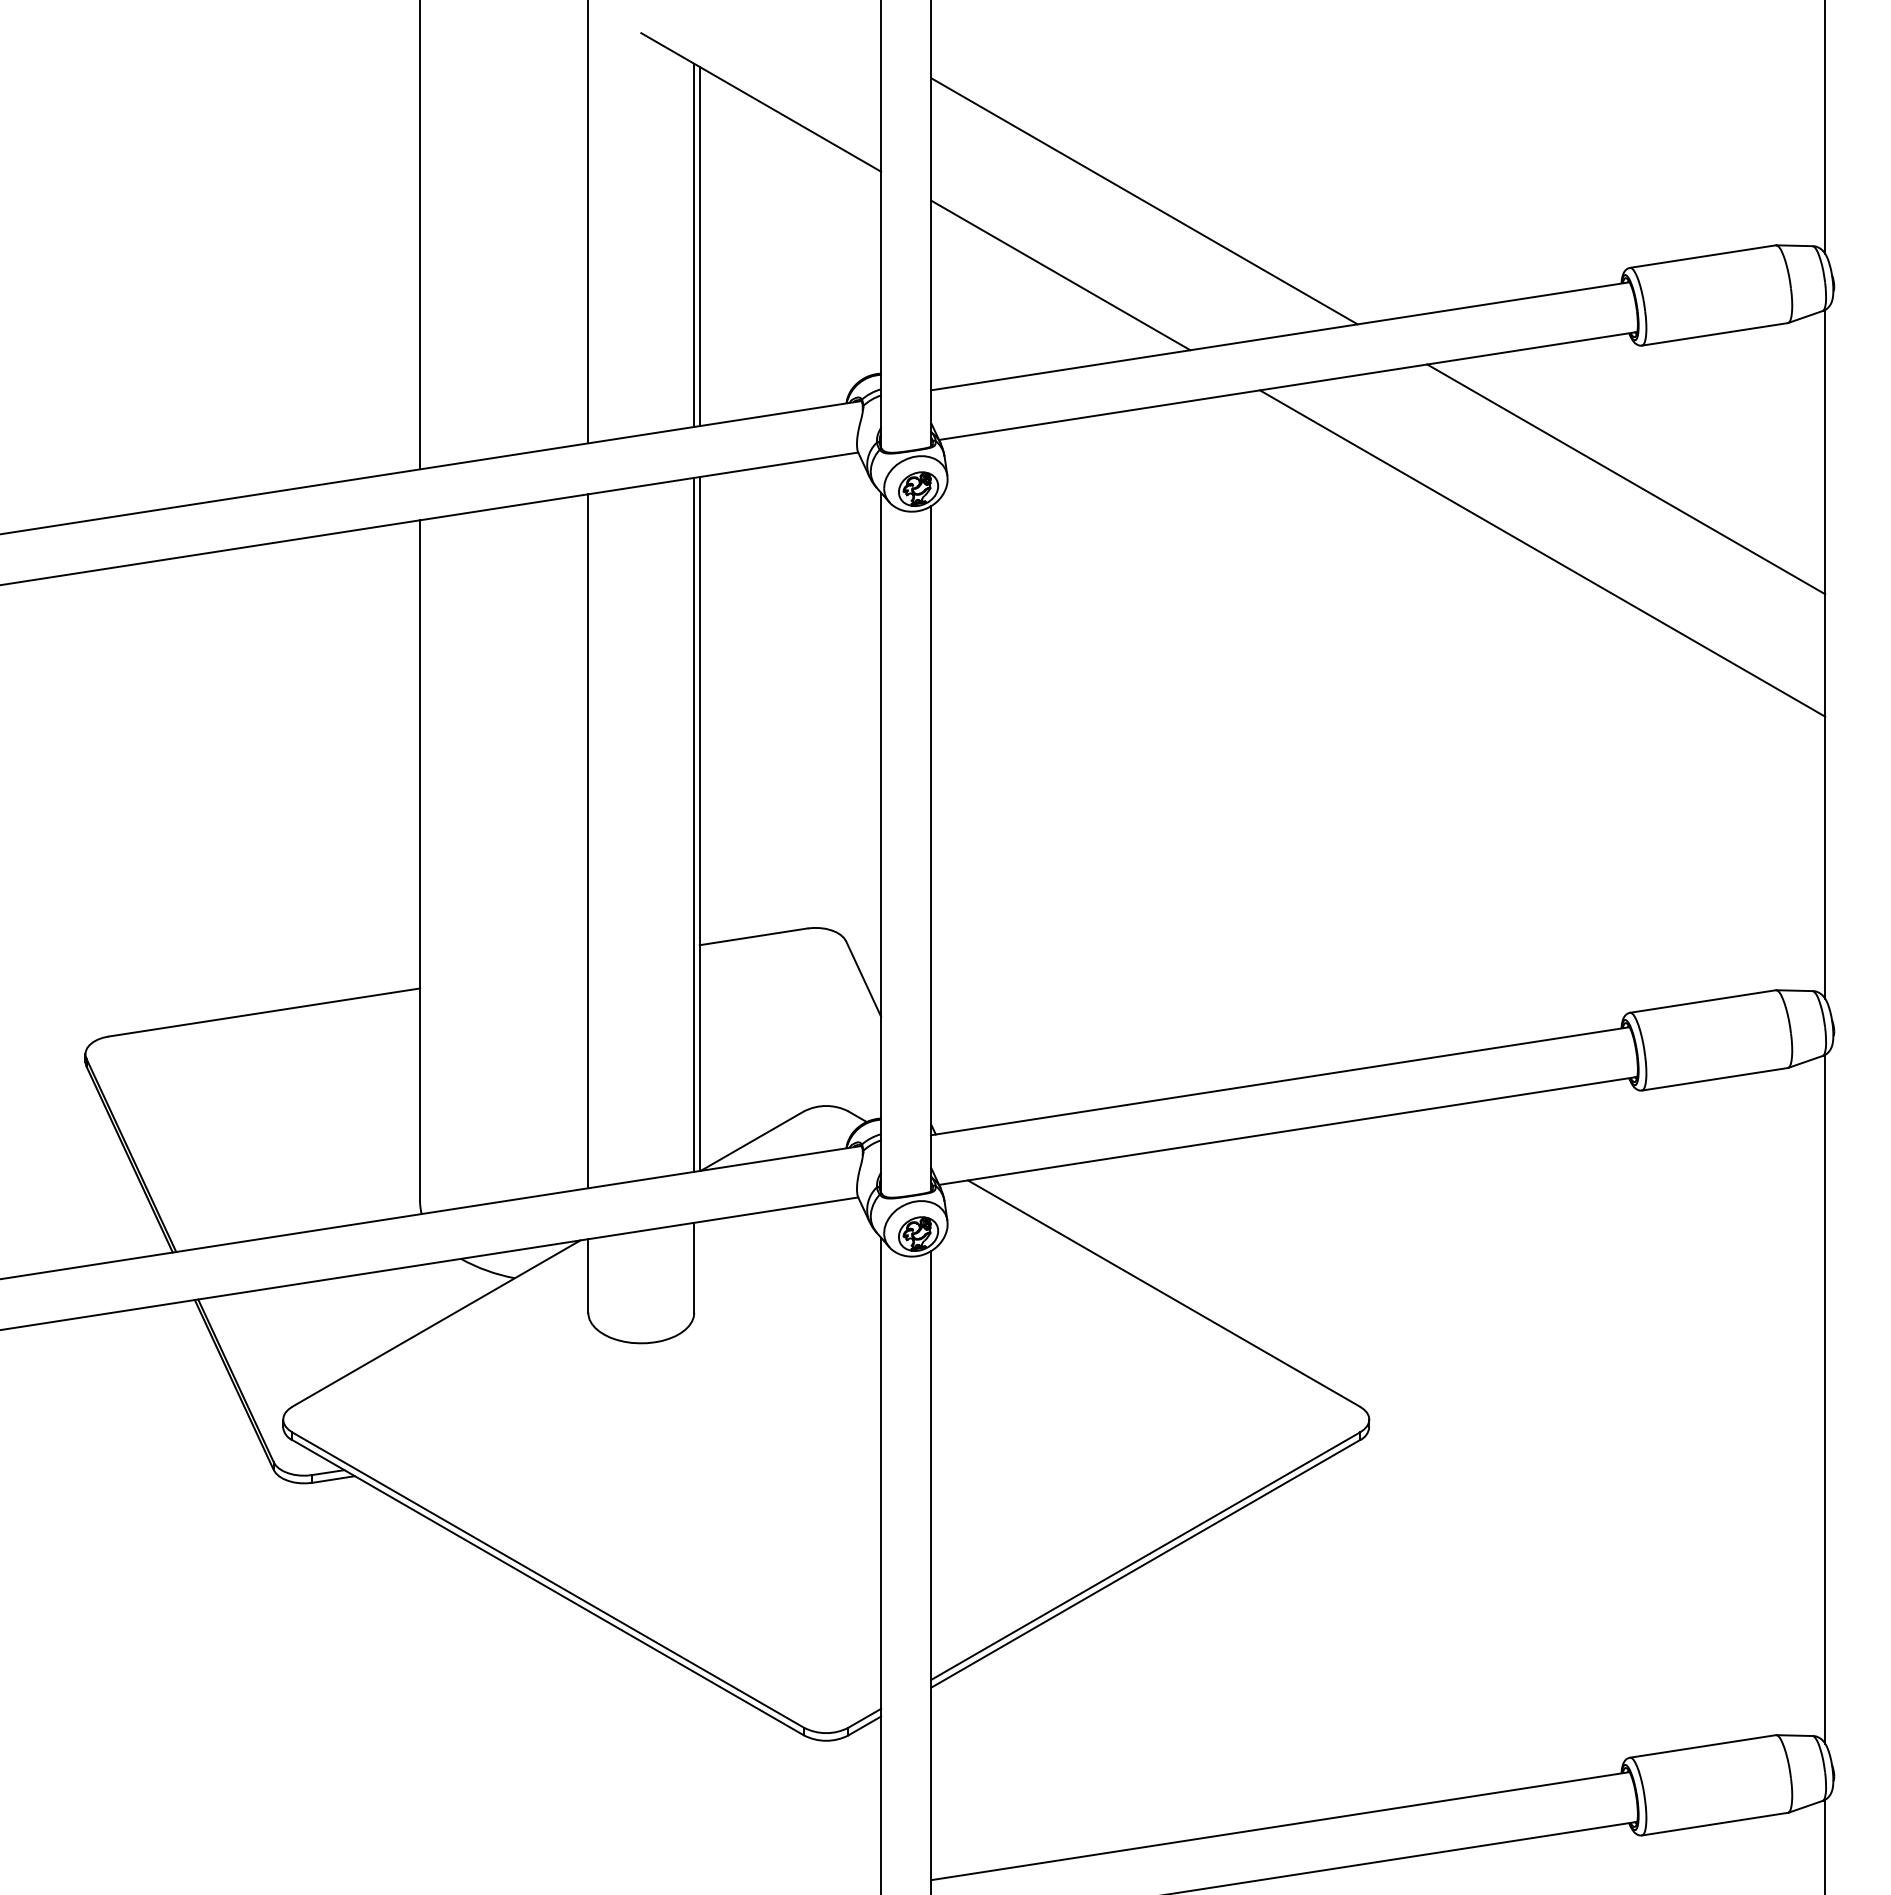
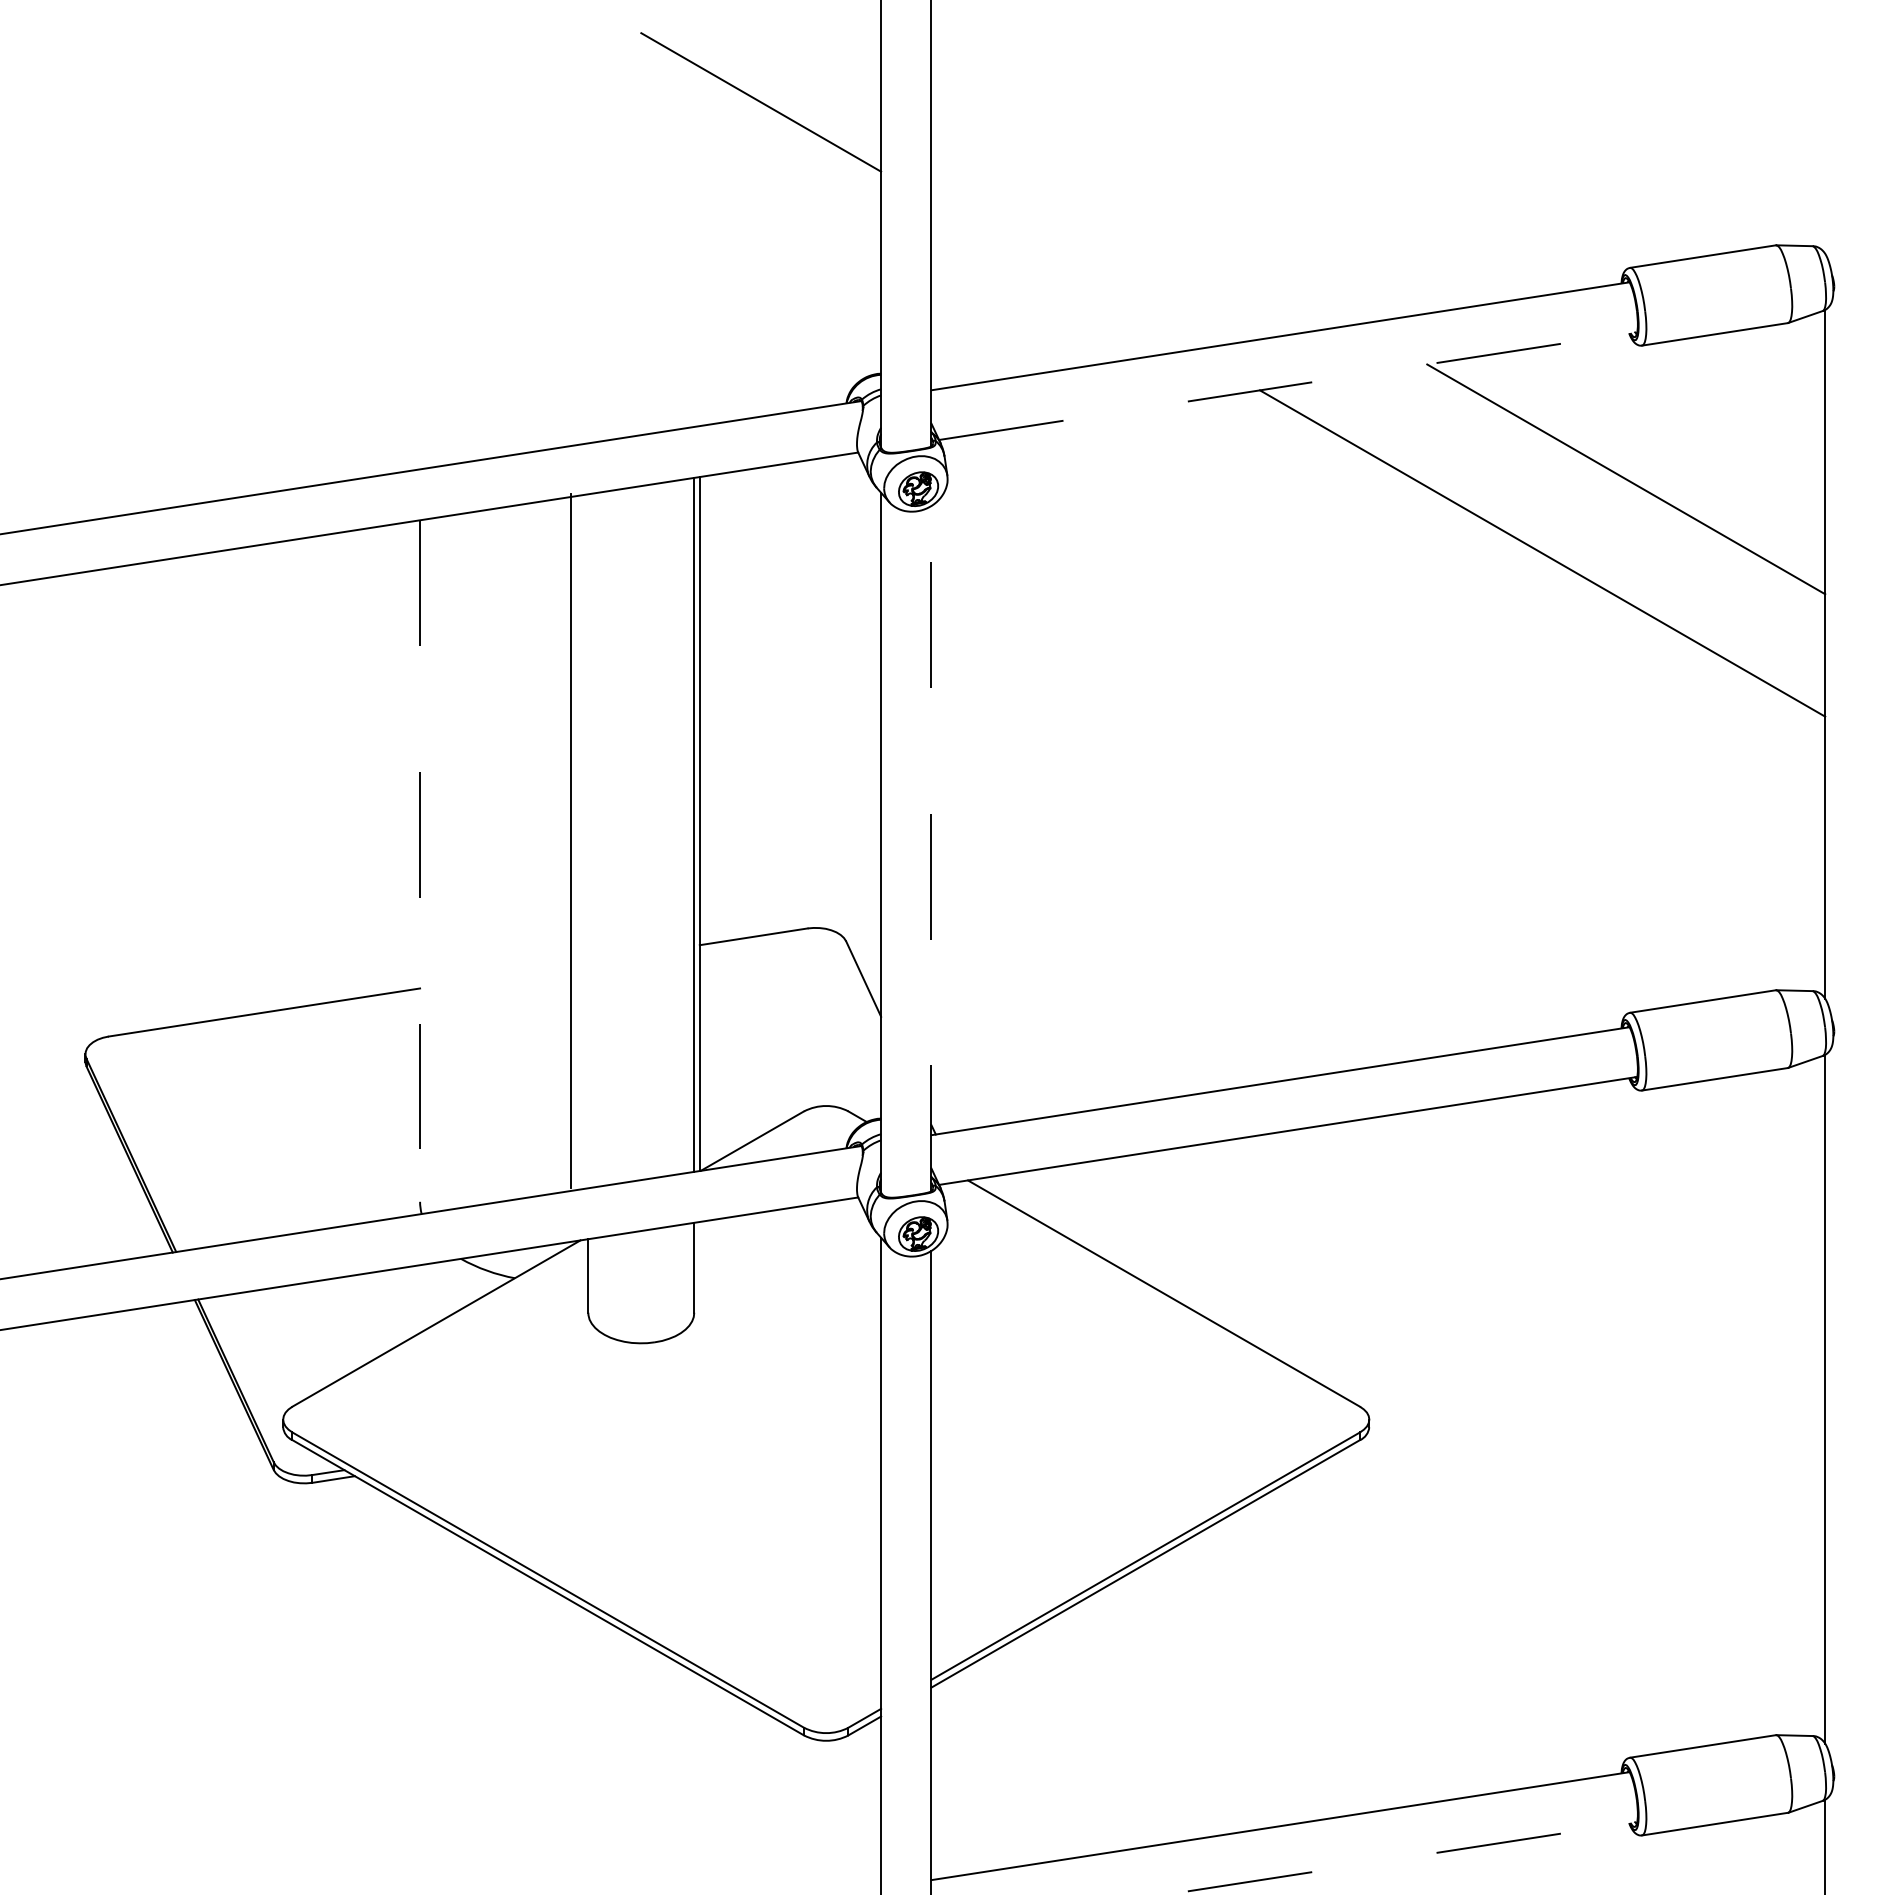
line: present -> none (1825, 128)
line: present -> none (1144, 201)
line: present -> none (588, 222)
line: present -> none (420, 235)
line: present -> none (694, 245)
line: present -> none (699, 246)
line: present -> none (1060, 275)
line: solid -> dashed (1288, 385)
line position: (588, 841) -> (571, 841) (571, 841)
line: solid -> dashed (931, 848)
line: solid -> dashed (420, 861)
line: solid -> dashed (1401, 1858)
